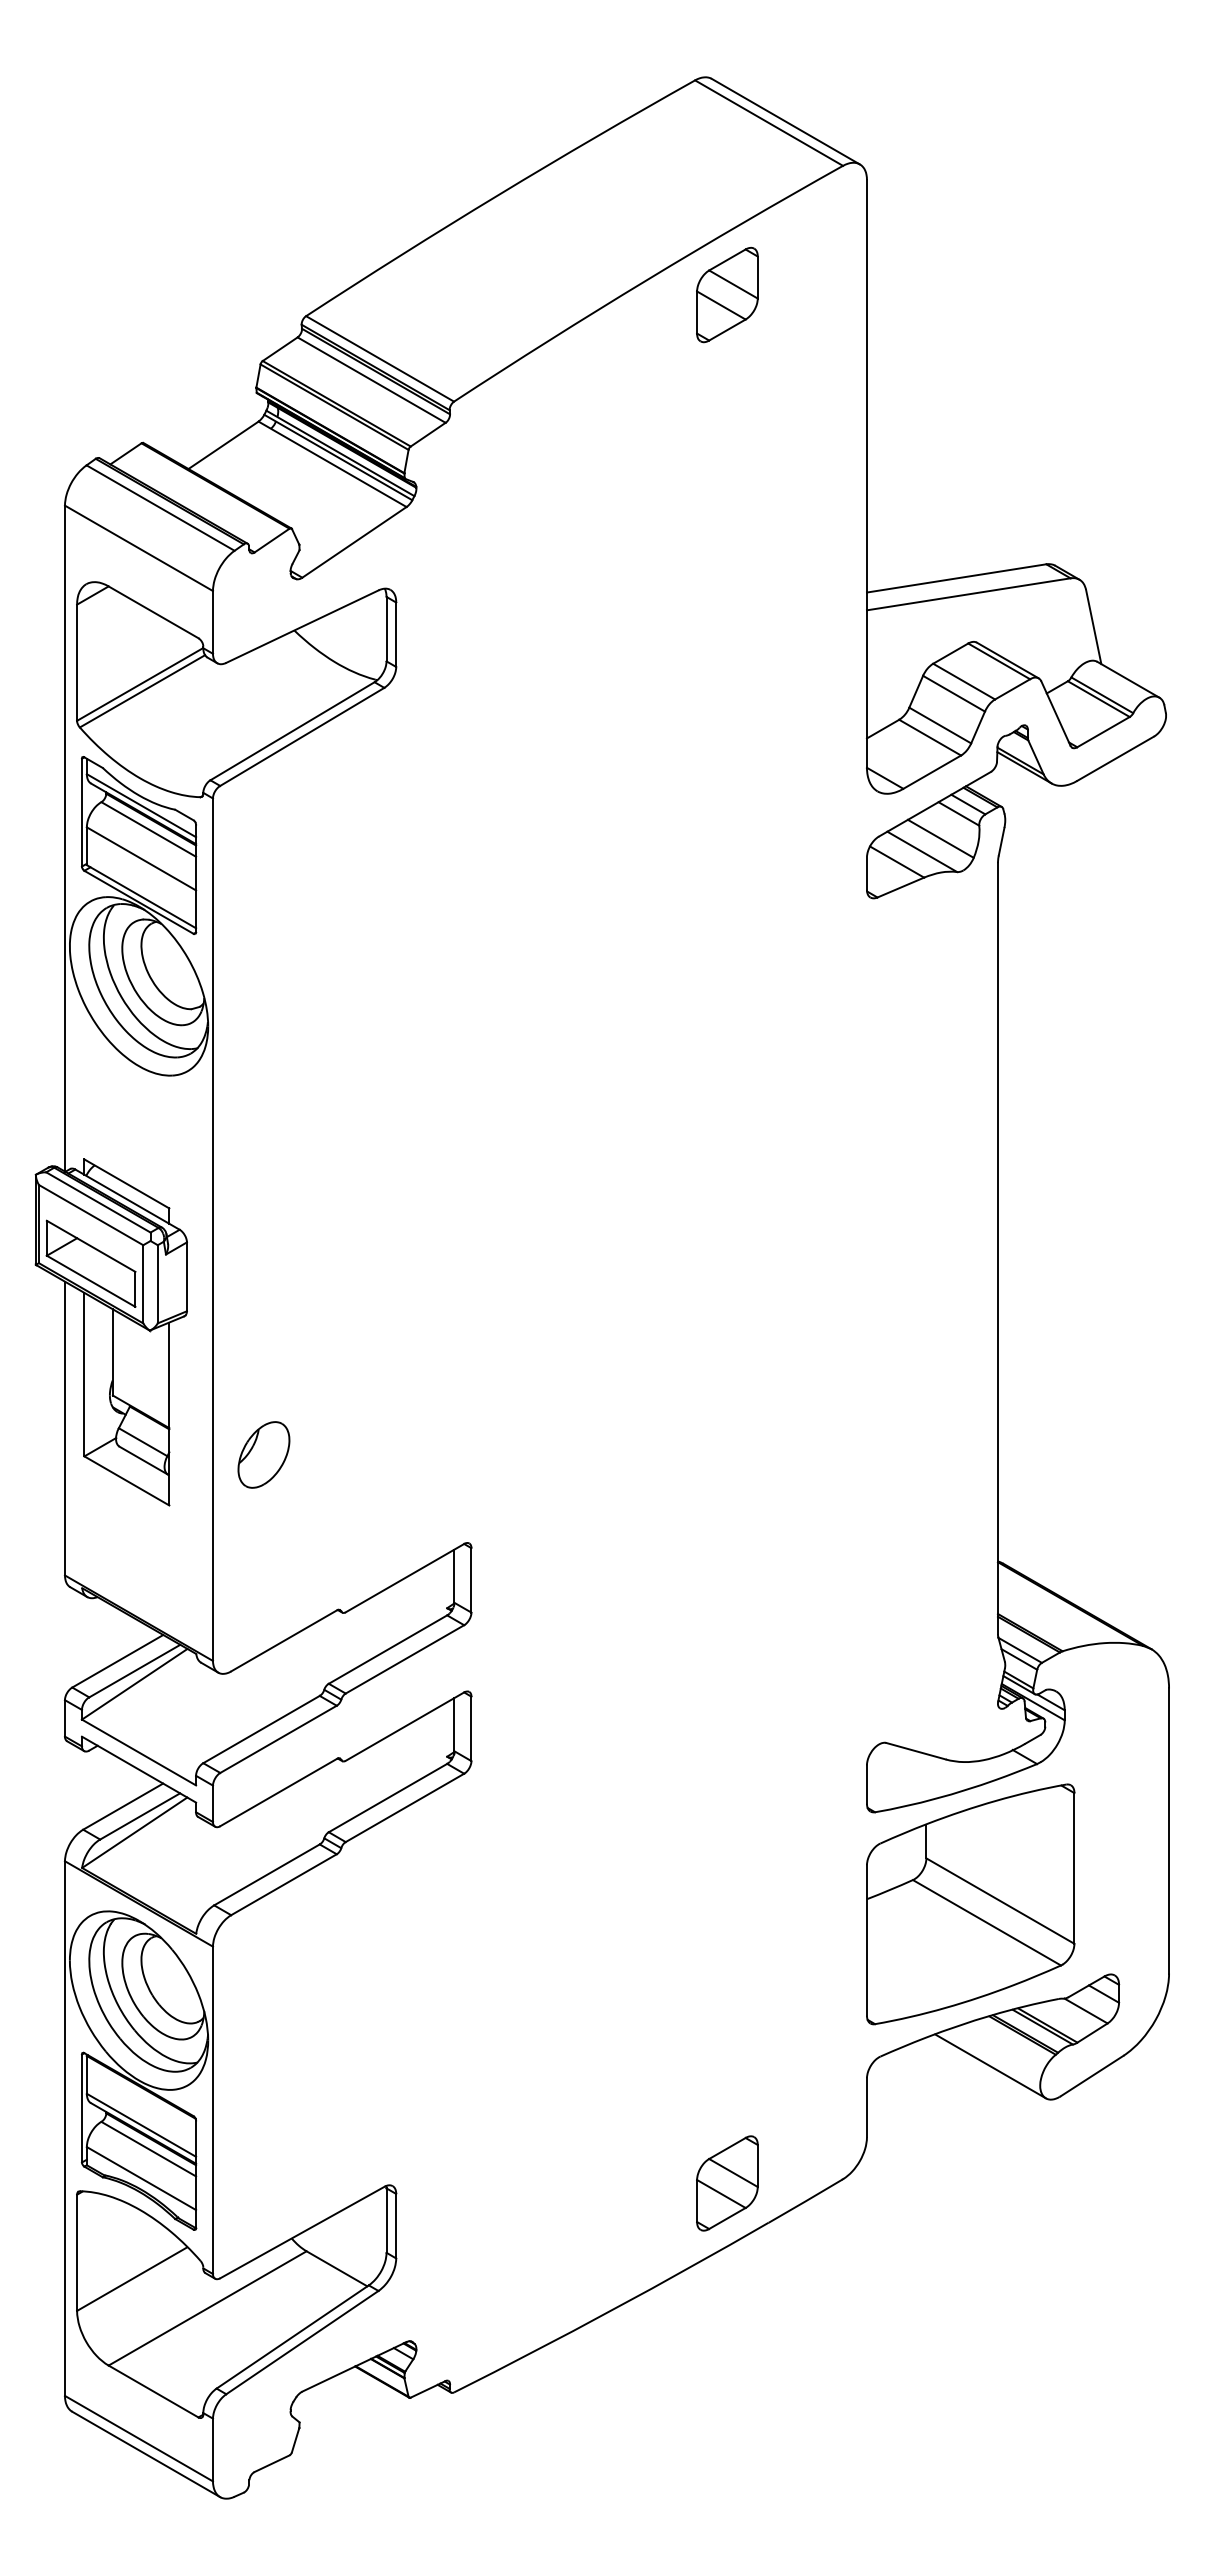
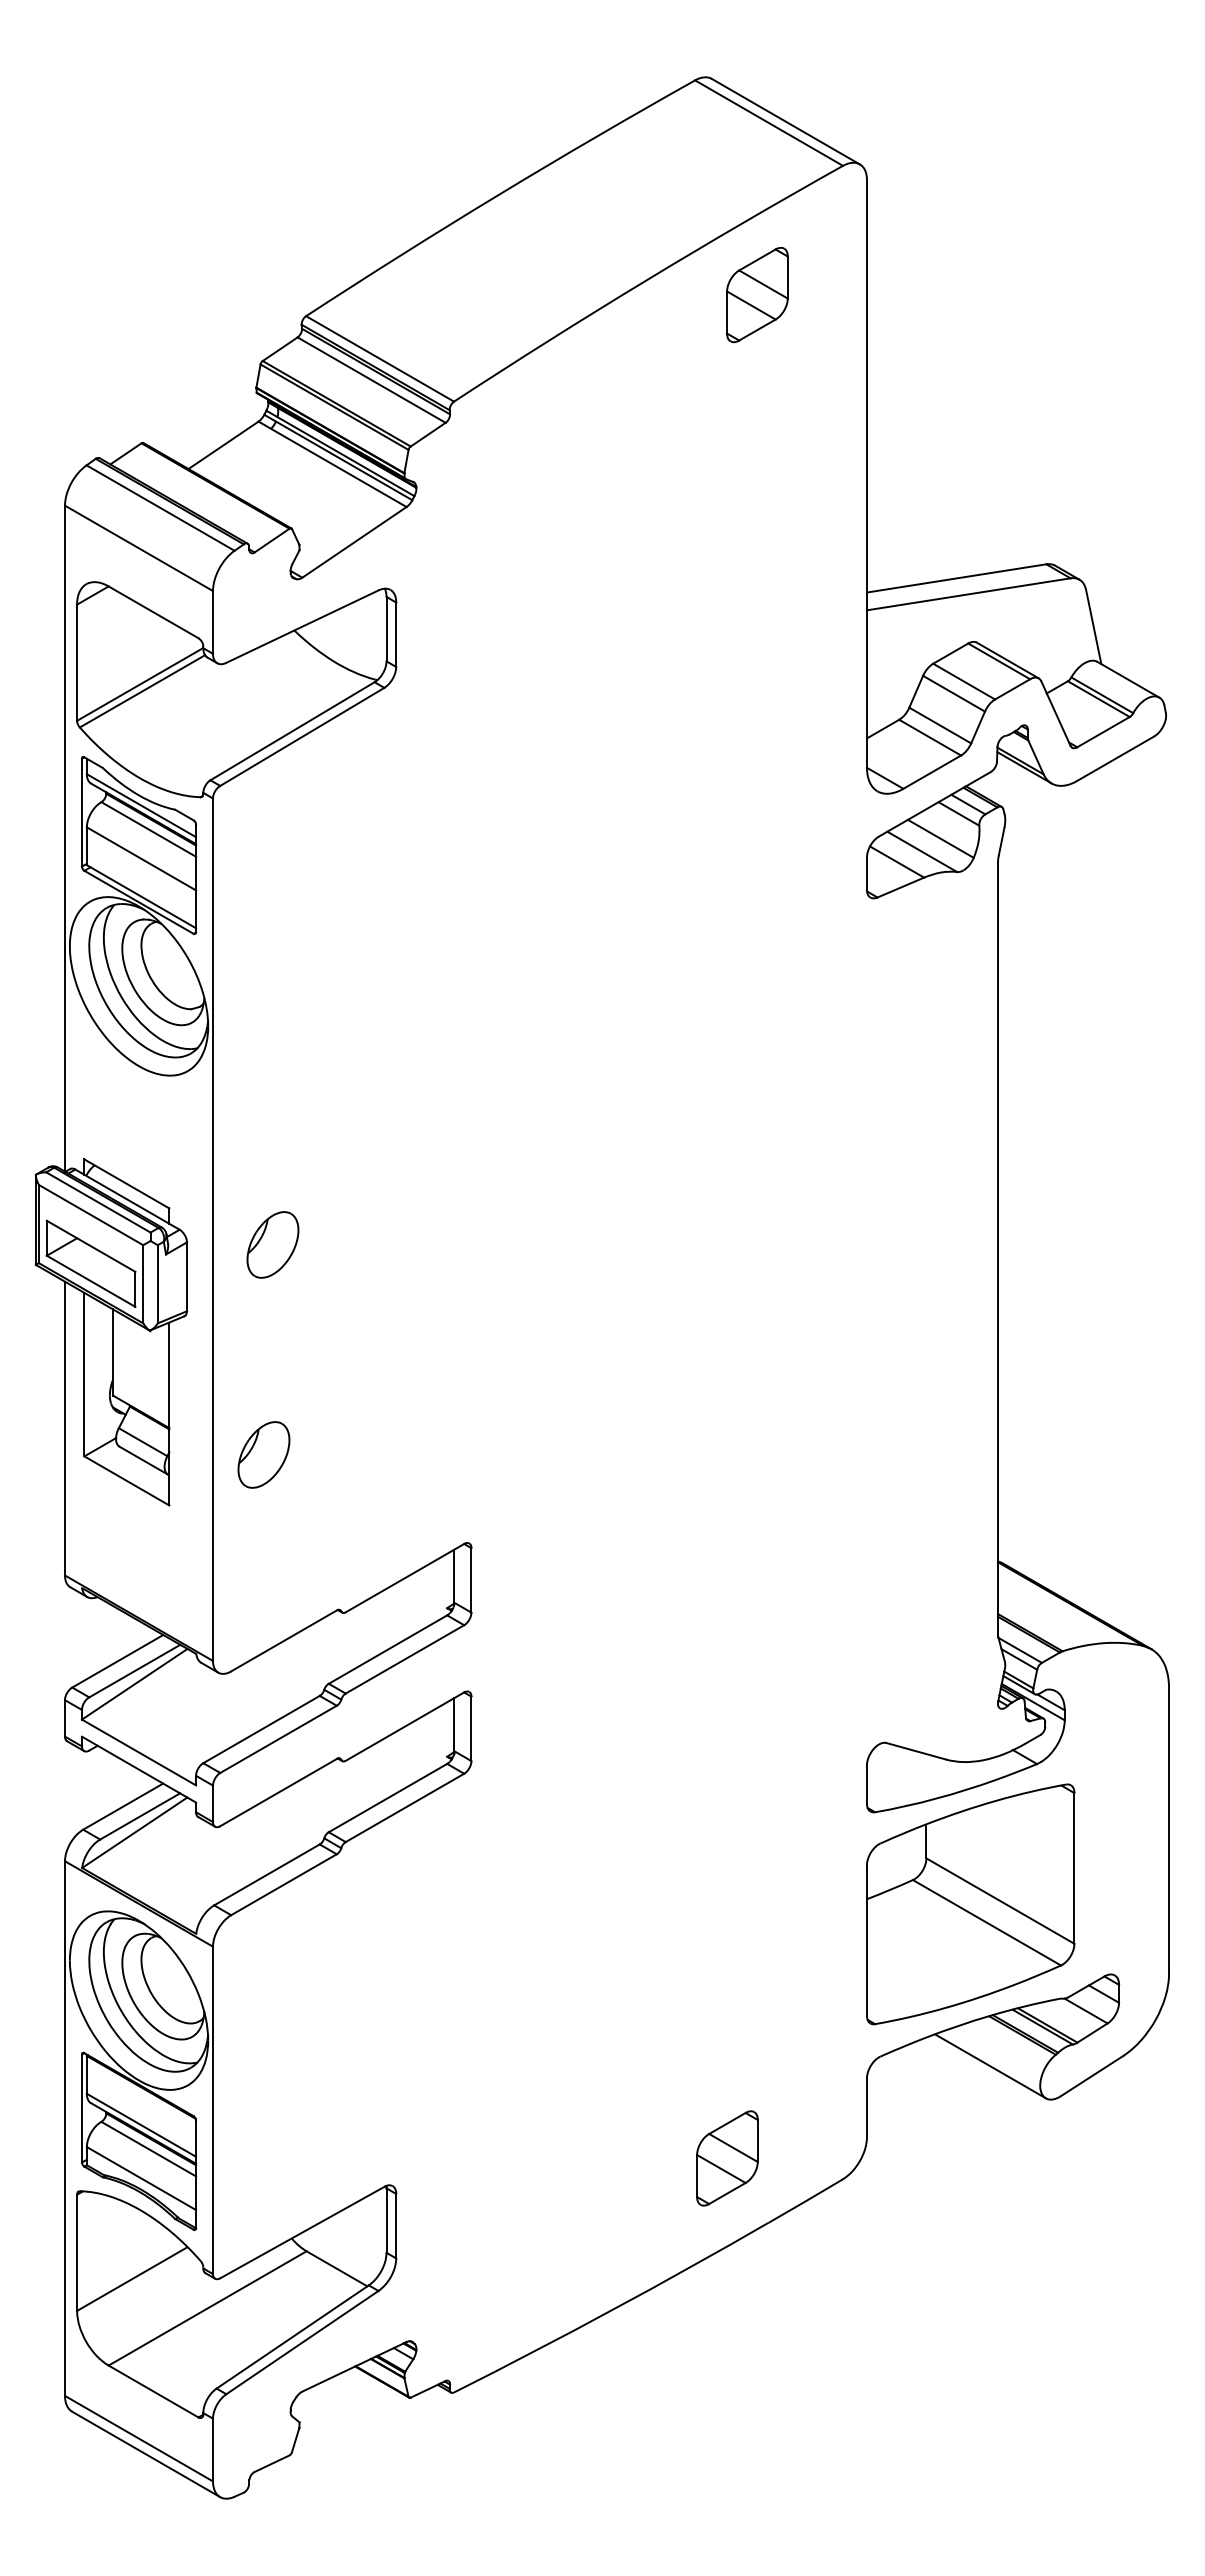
part position: (727, 294) -> (757, 294) (757, 294)
part: none -> present (272, 1244)
part position: (727, 2183) -> (727, 2158) (727, 2158)
